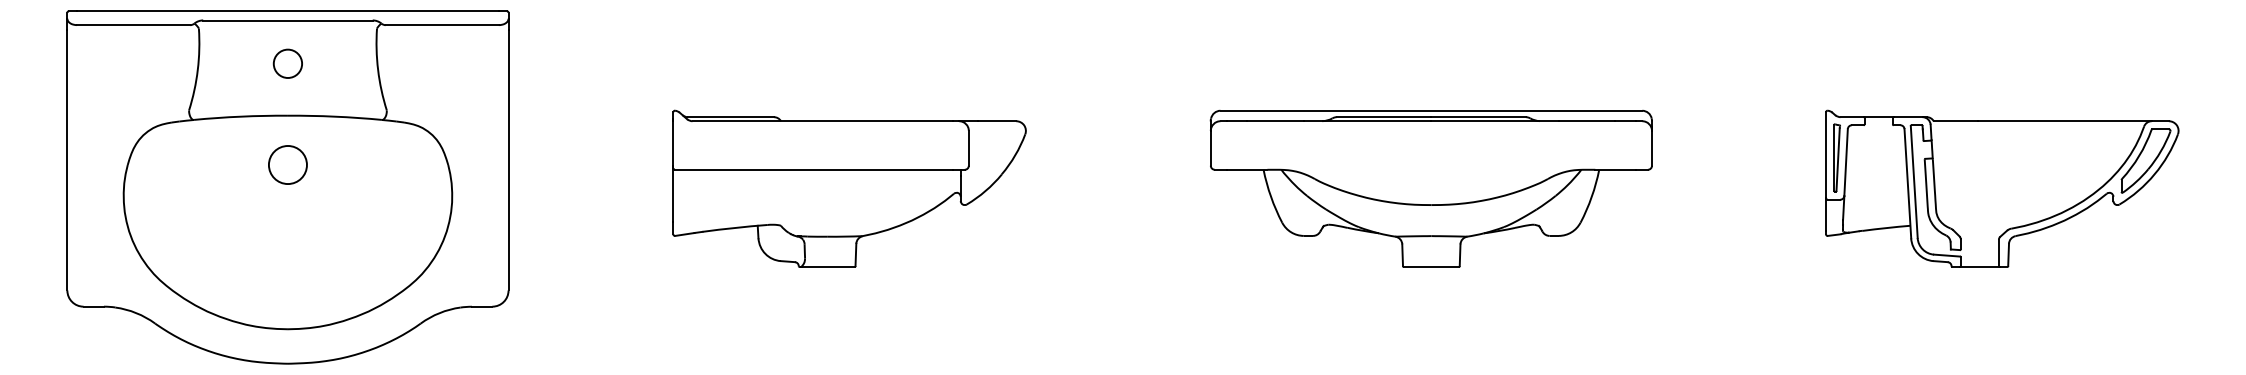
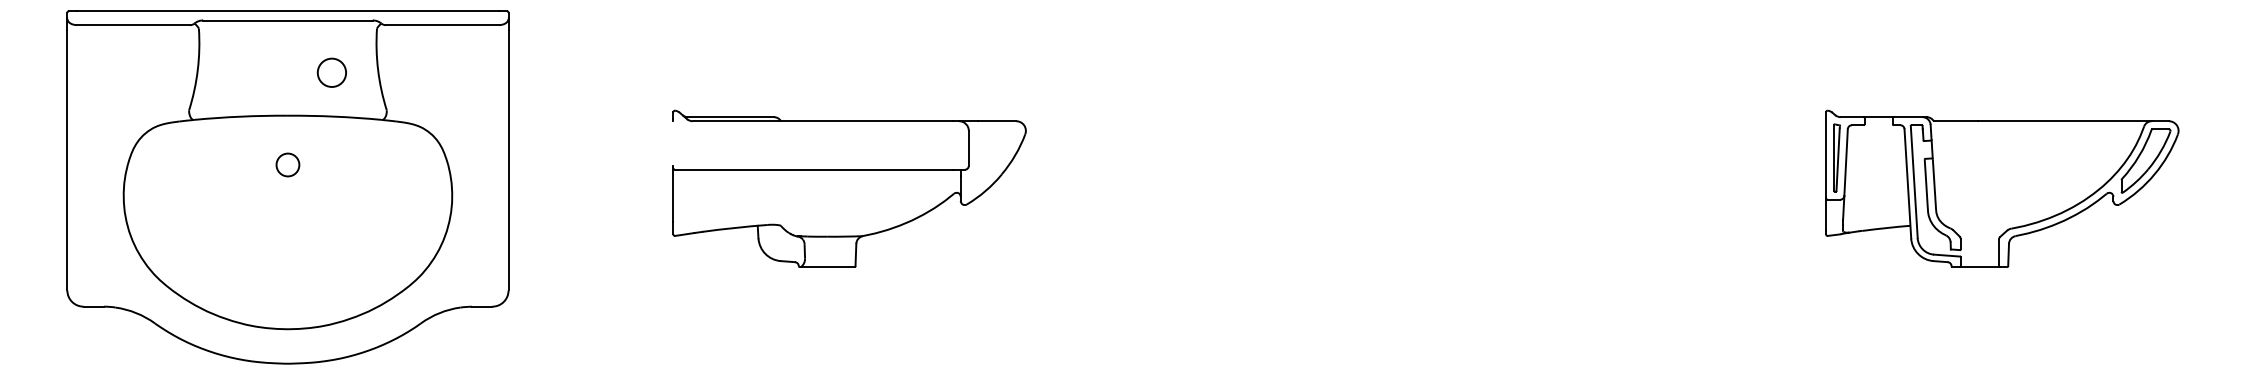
circle position: (287, 63) -> (331, 72) (331, 72)
line: present -> none (673, 143)
circle diameter: 38 px -> 23 px (287, 164)
part: present -> none (1430, 188)
